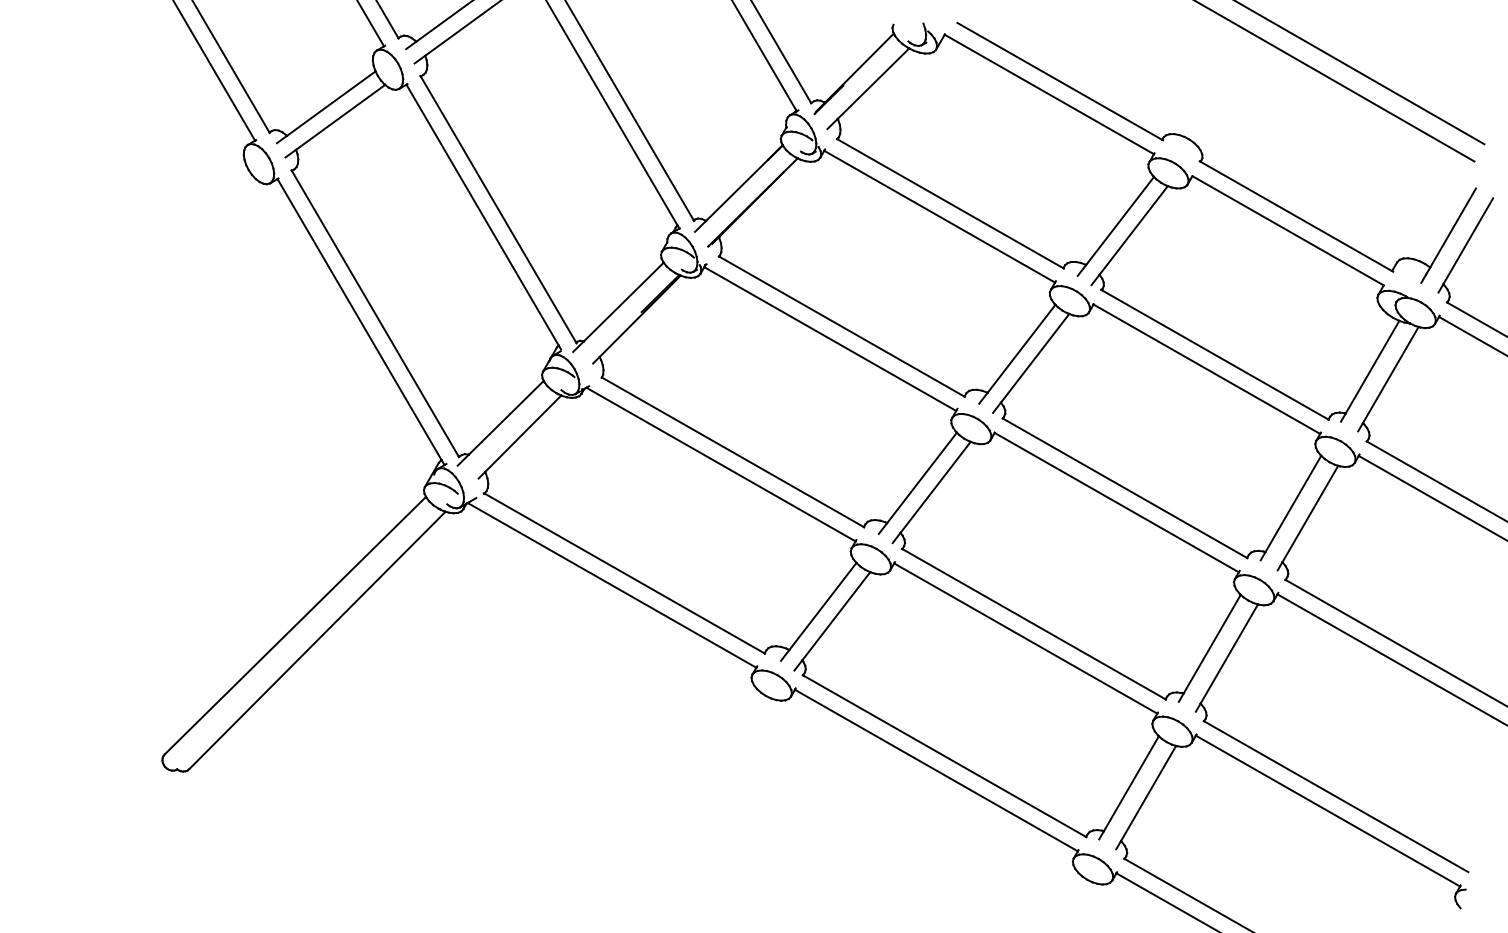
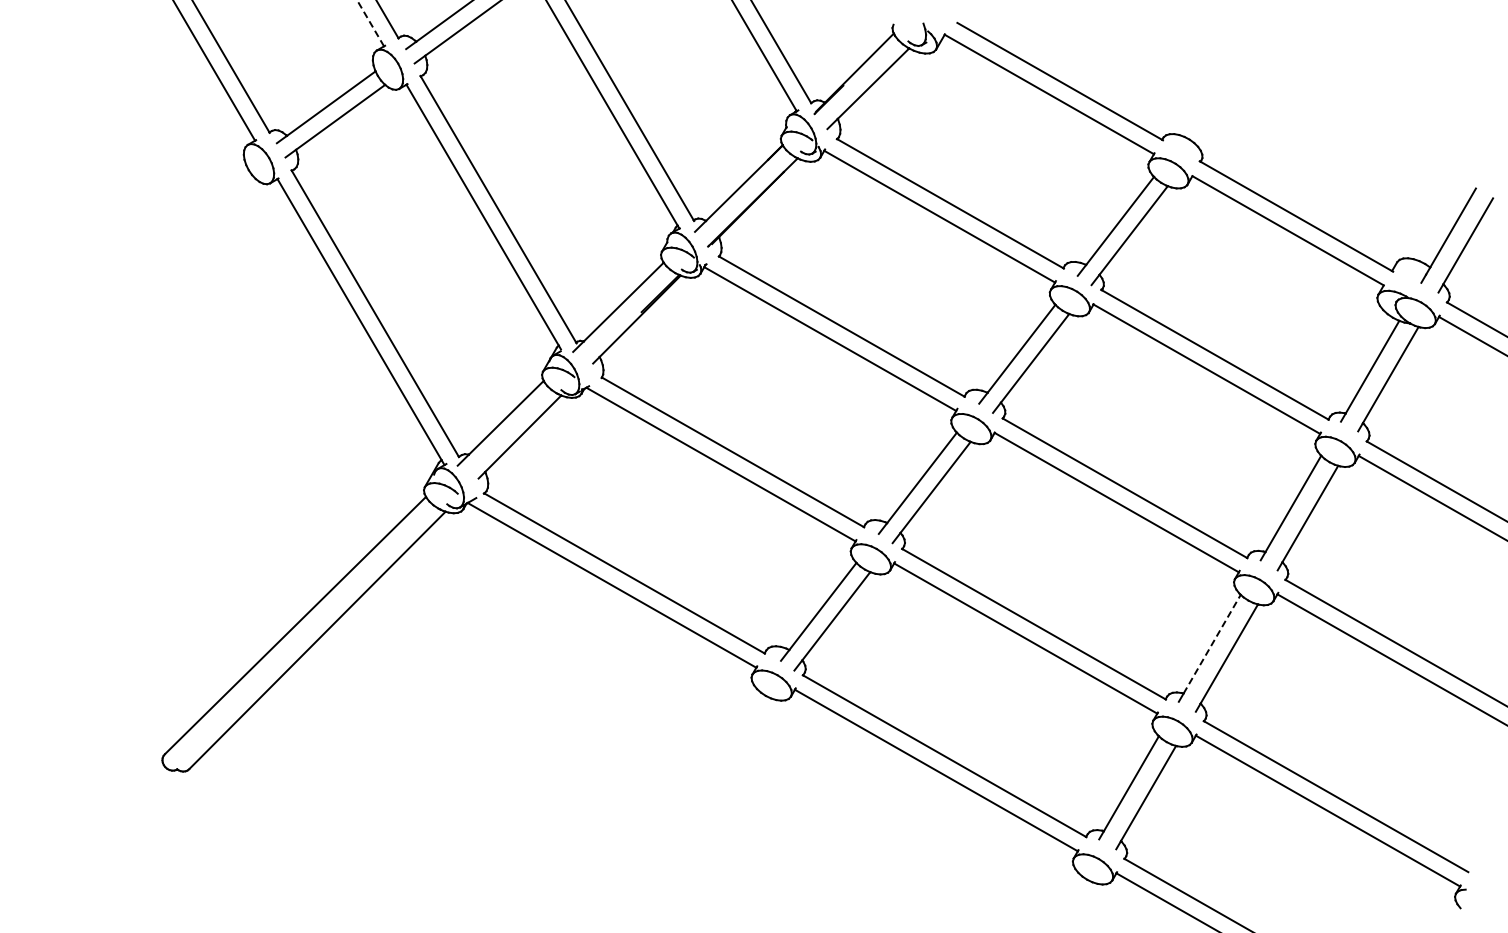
line: solid -> dashed (370, 23)
line: present -> none (1360, 73)
line: present -> none (1335, 81)
line: solid -> dashed (1212, 643)
